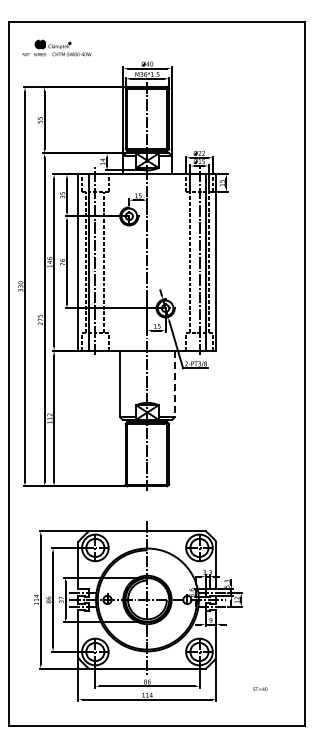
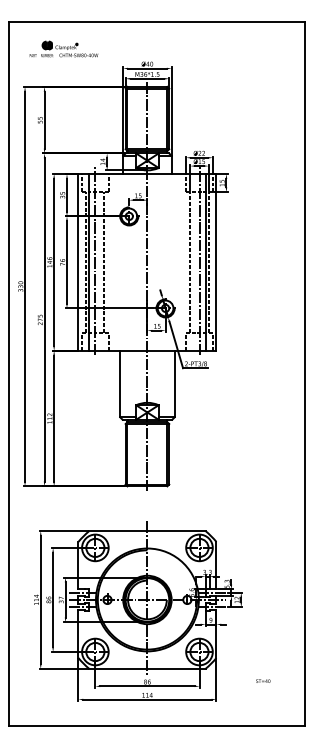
part position: (56, 47) -> (63, 48) (63, 48)
line: dashed -> solid (174, 384)
text position: (260, 688) -> (263, 680) (263, 680)
